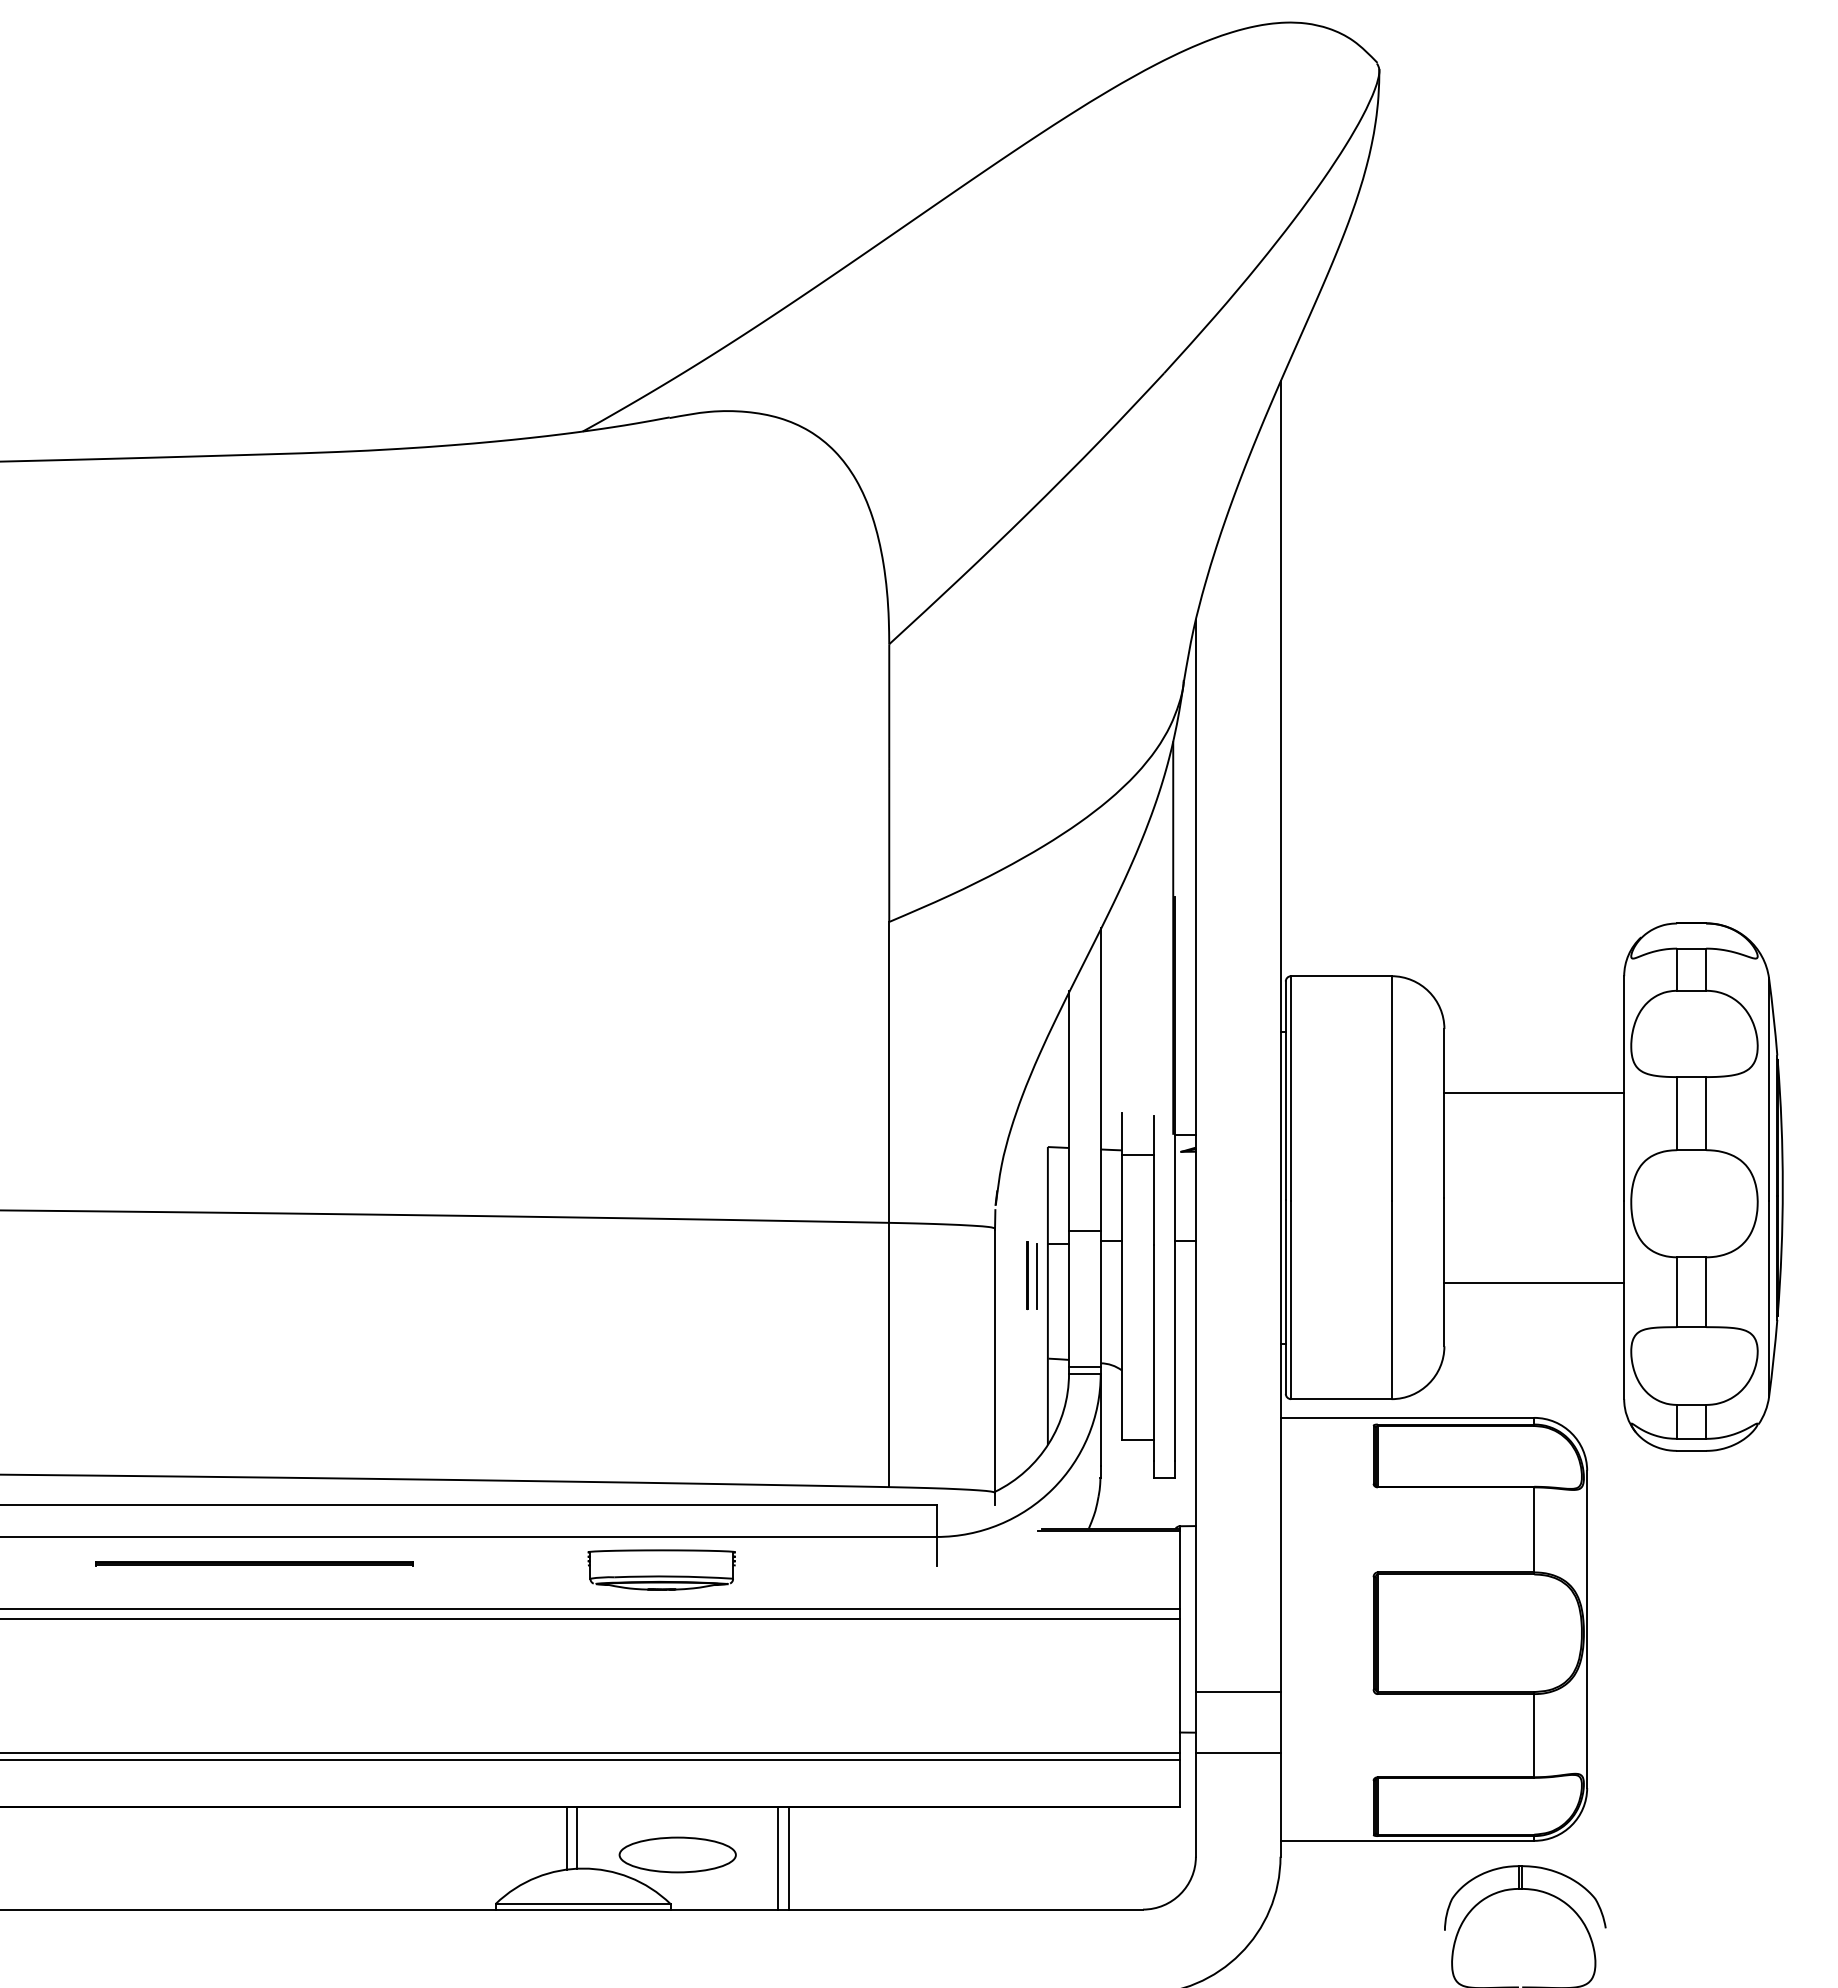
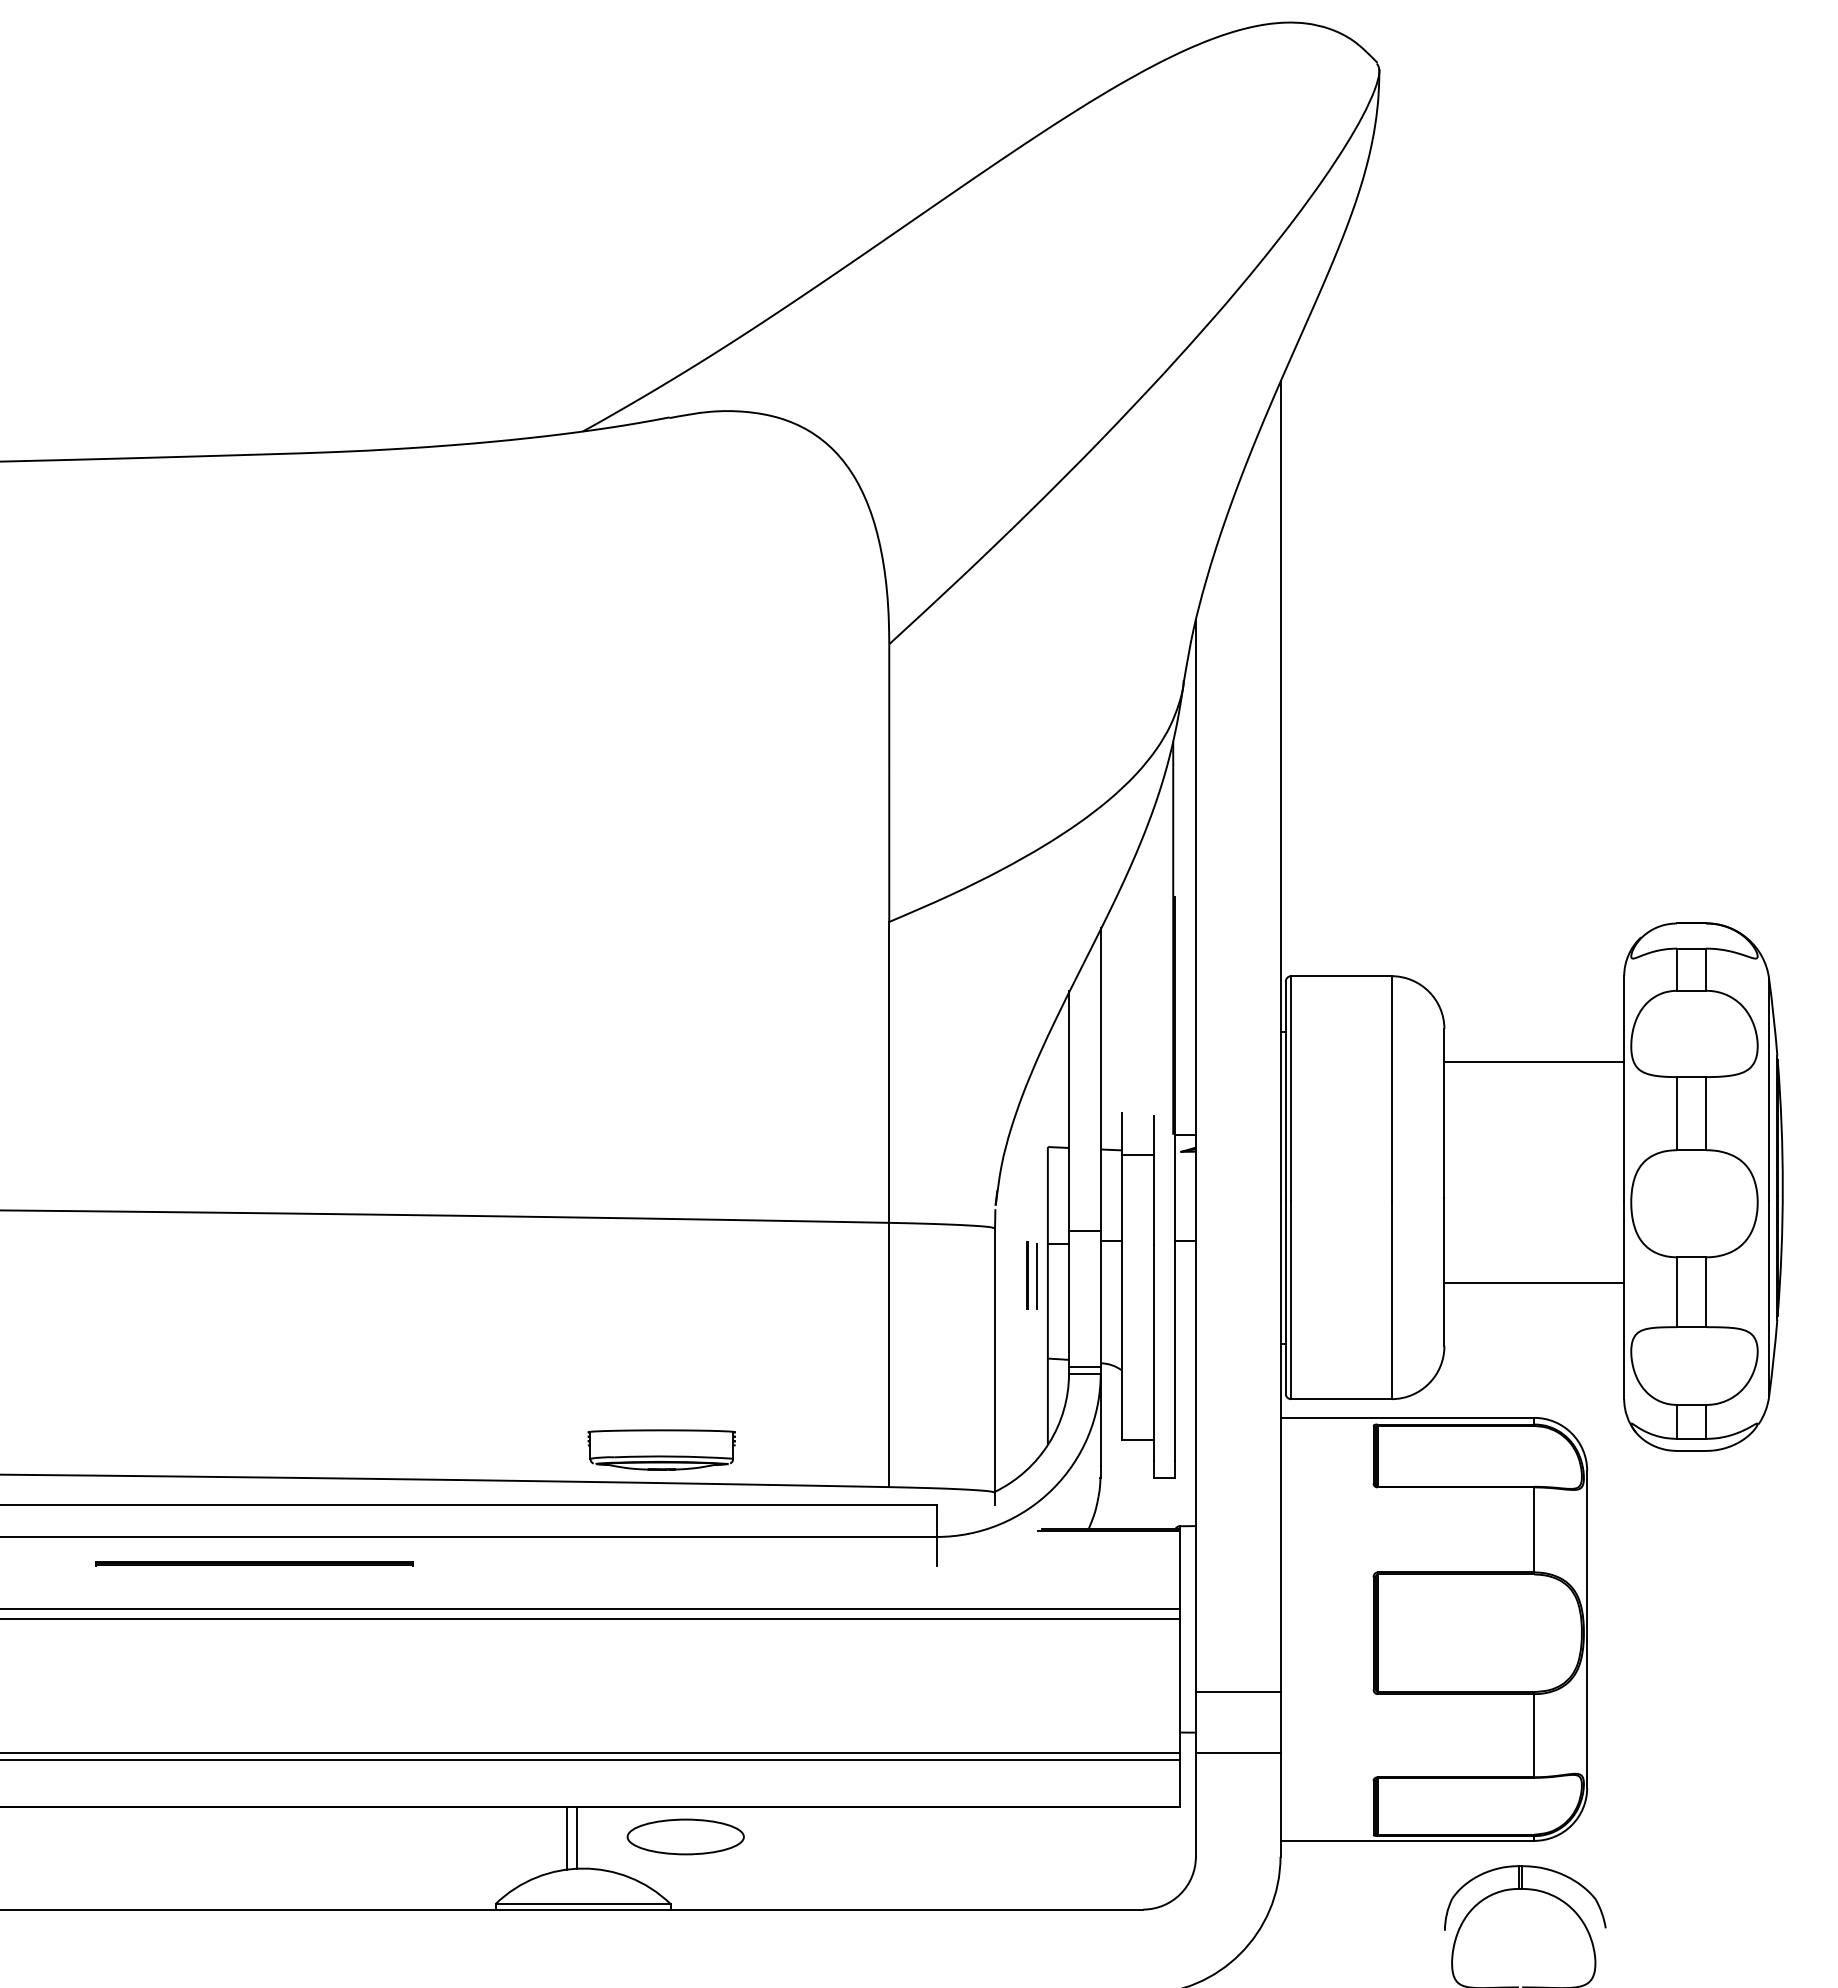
line position: (1534, 1092) -> (1534, 1061) (1534, 1061)
part position: (661, 1569) -> (661, 1449) (661, 1449)
part position: (677, 1854) -> (685, 1836) (685, 1836)
line: present -> none (778, 1858)
line: present -> none (788, 1858)
